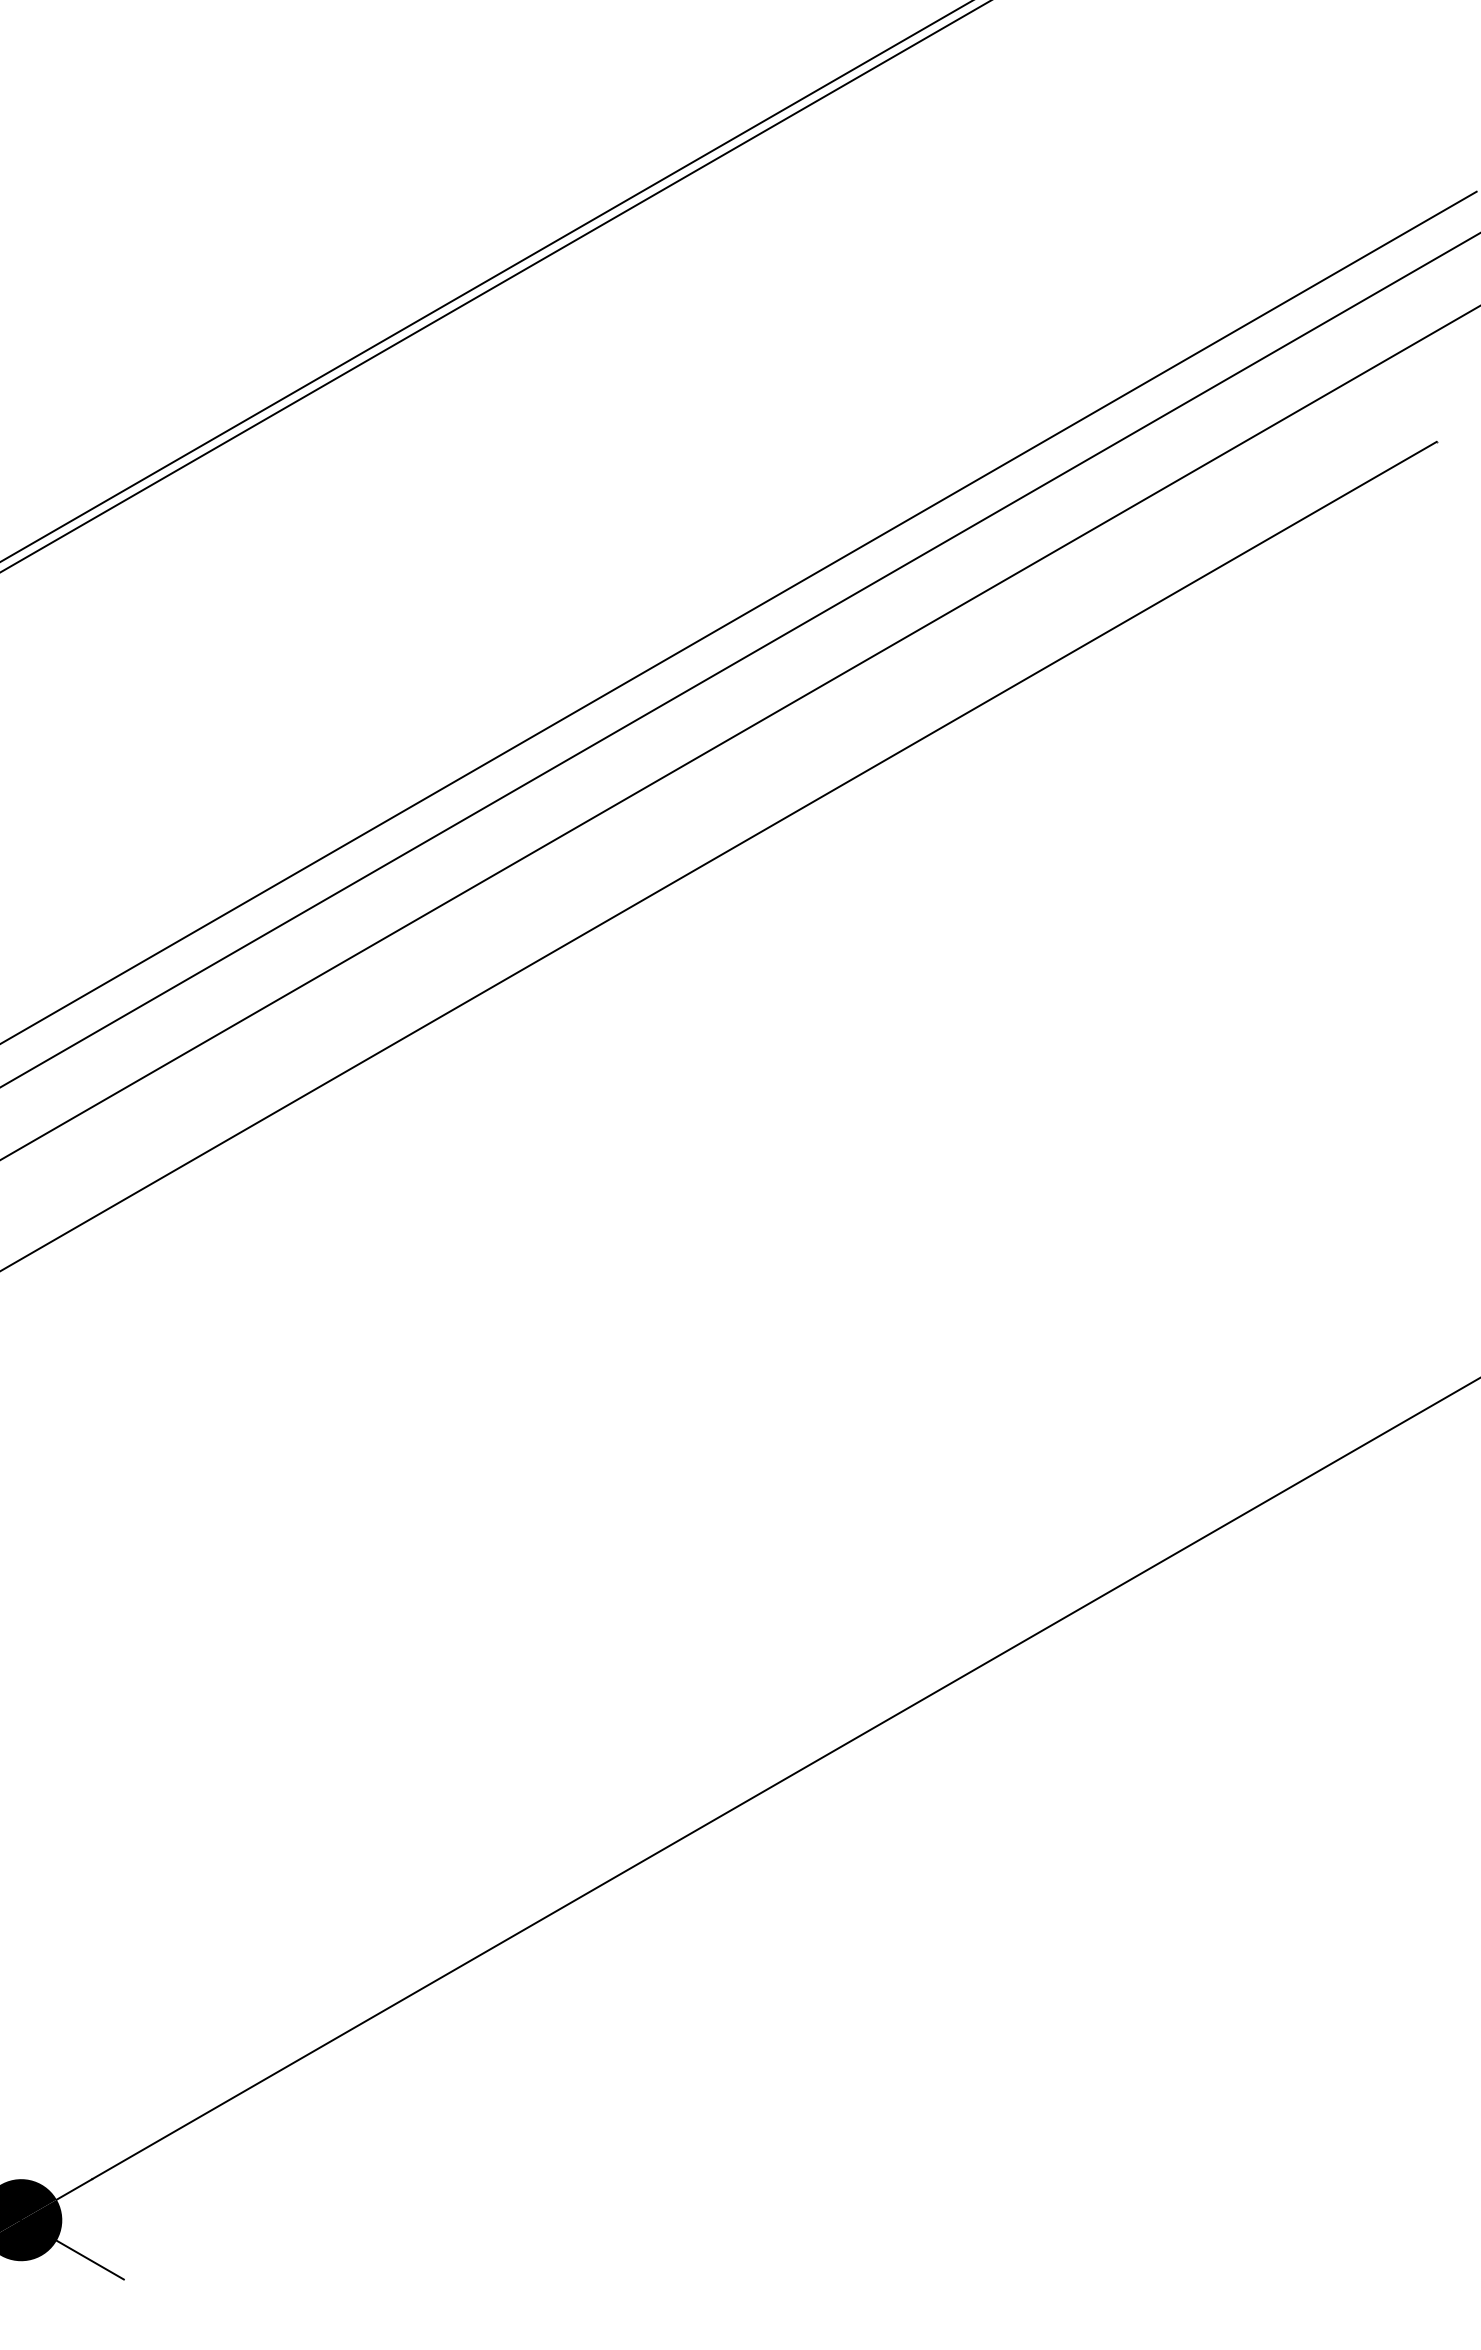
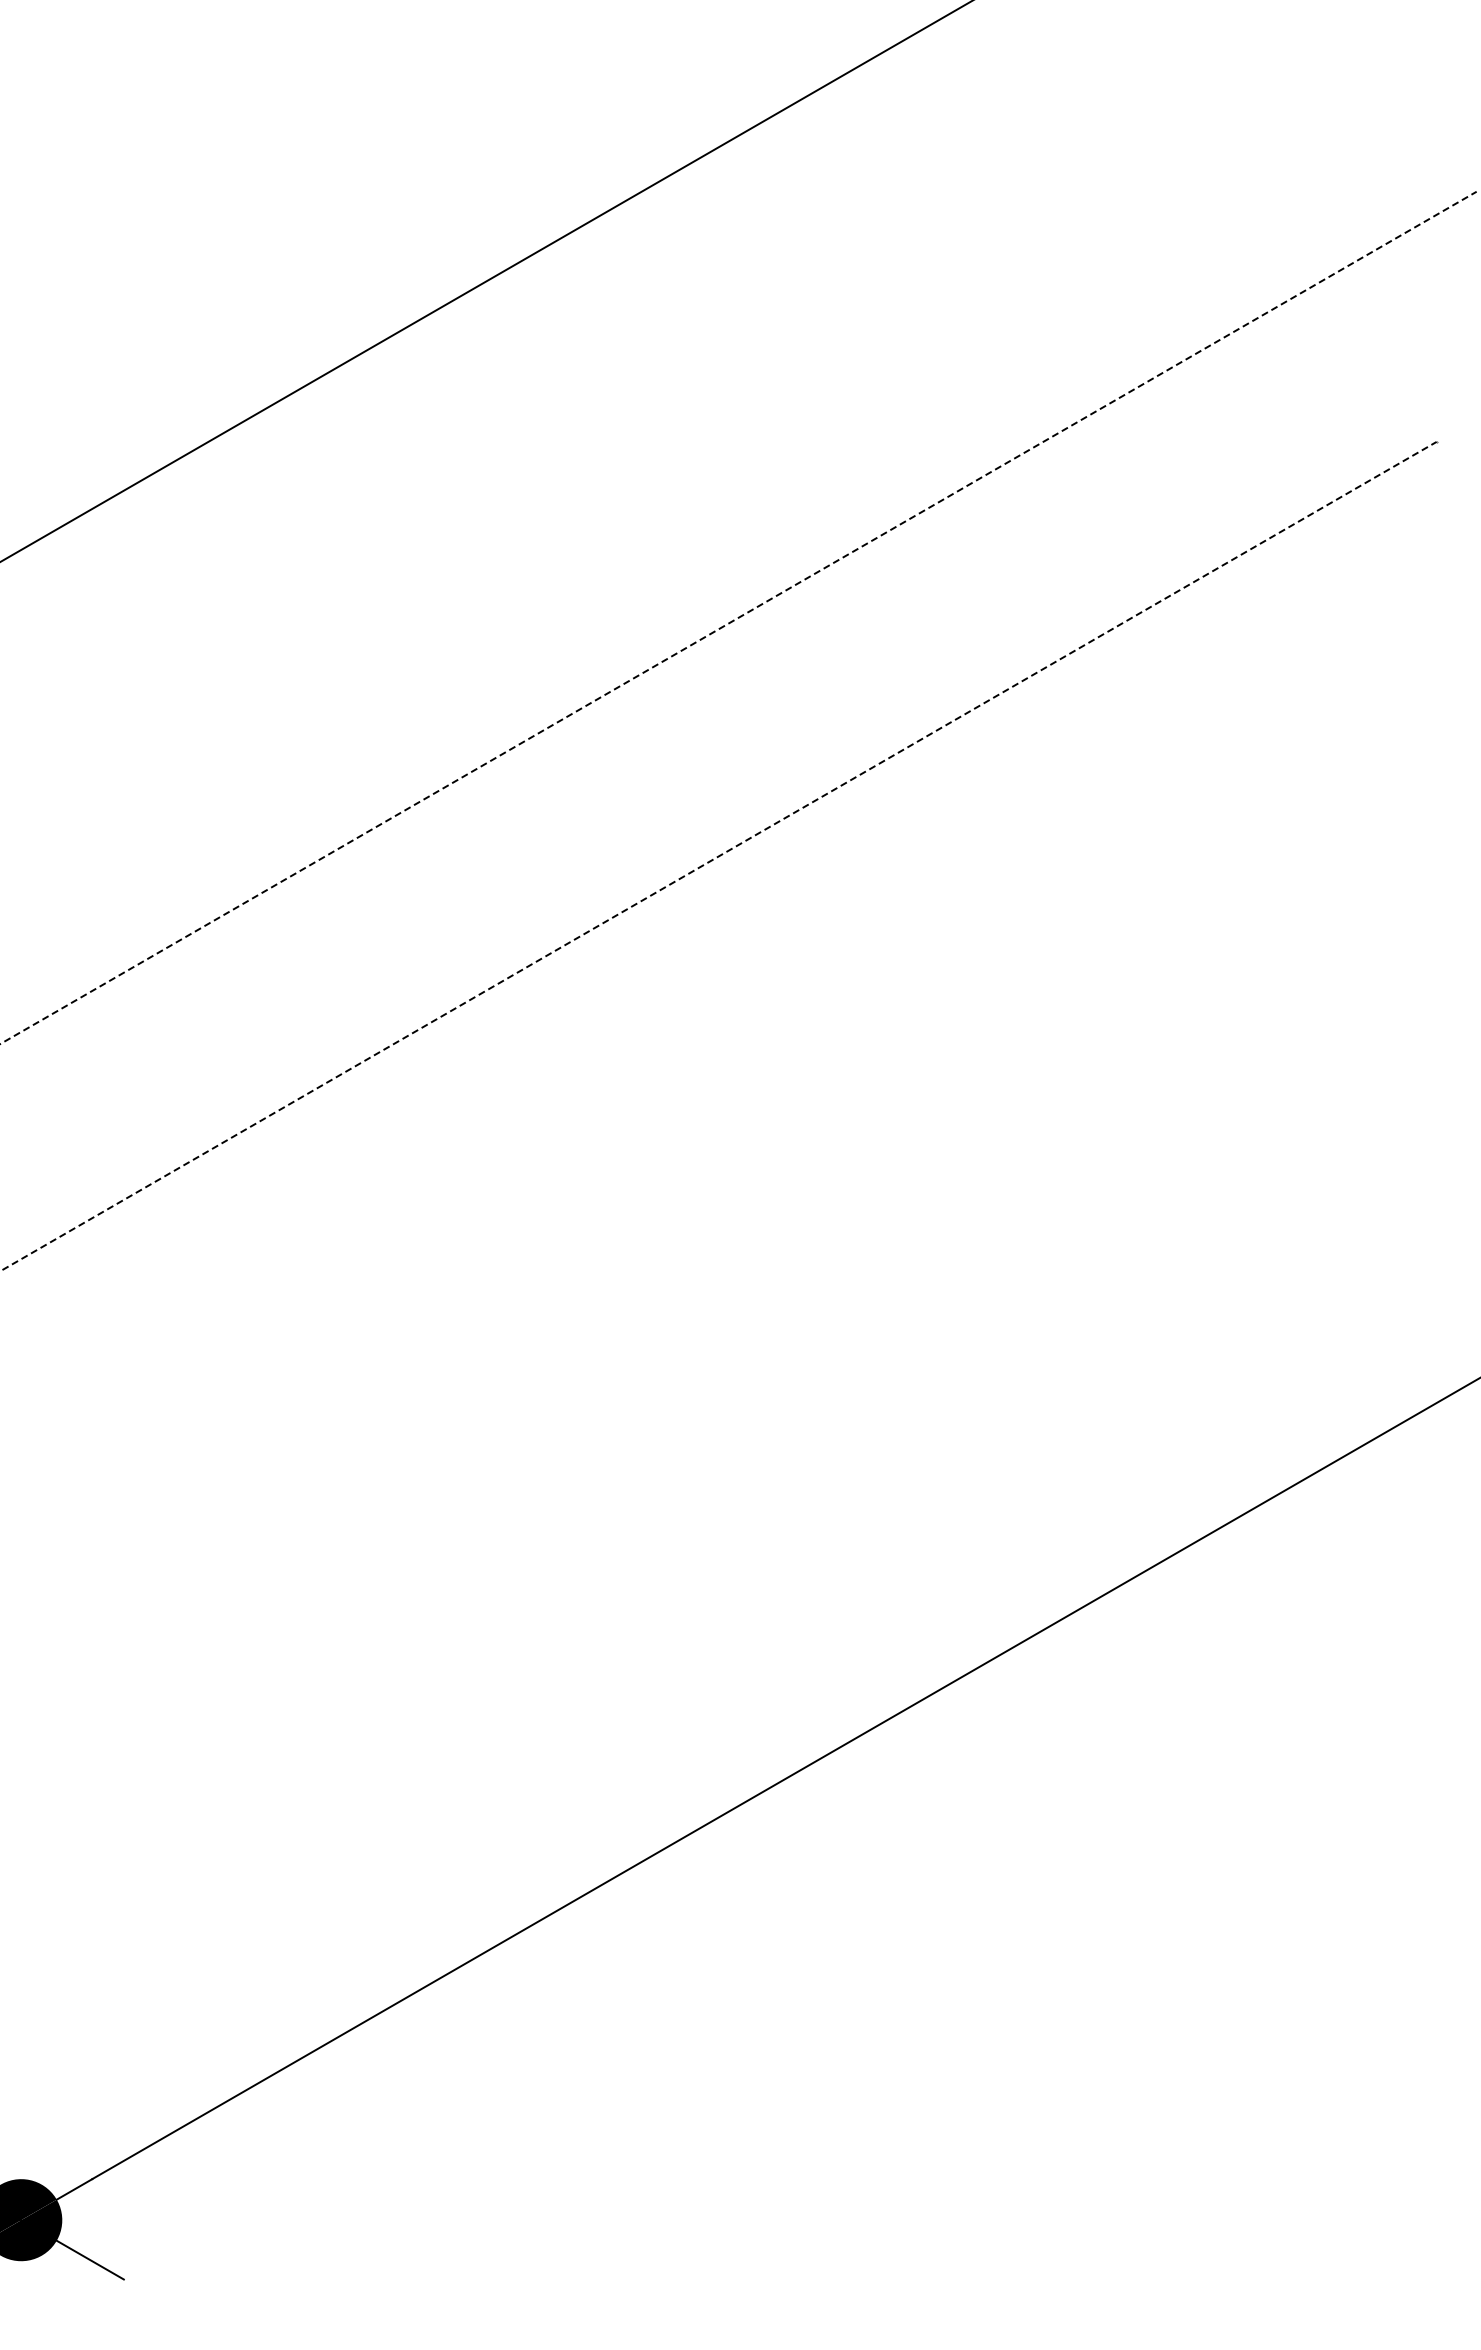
line: present -> none (494, 286)
line: solid -> dashed (739, 617)
line: present -> none (739, 660)
line: present -> none (739, 733)
line: solid -> dashed (718, 856)
